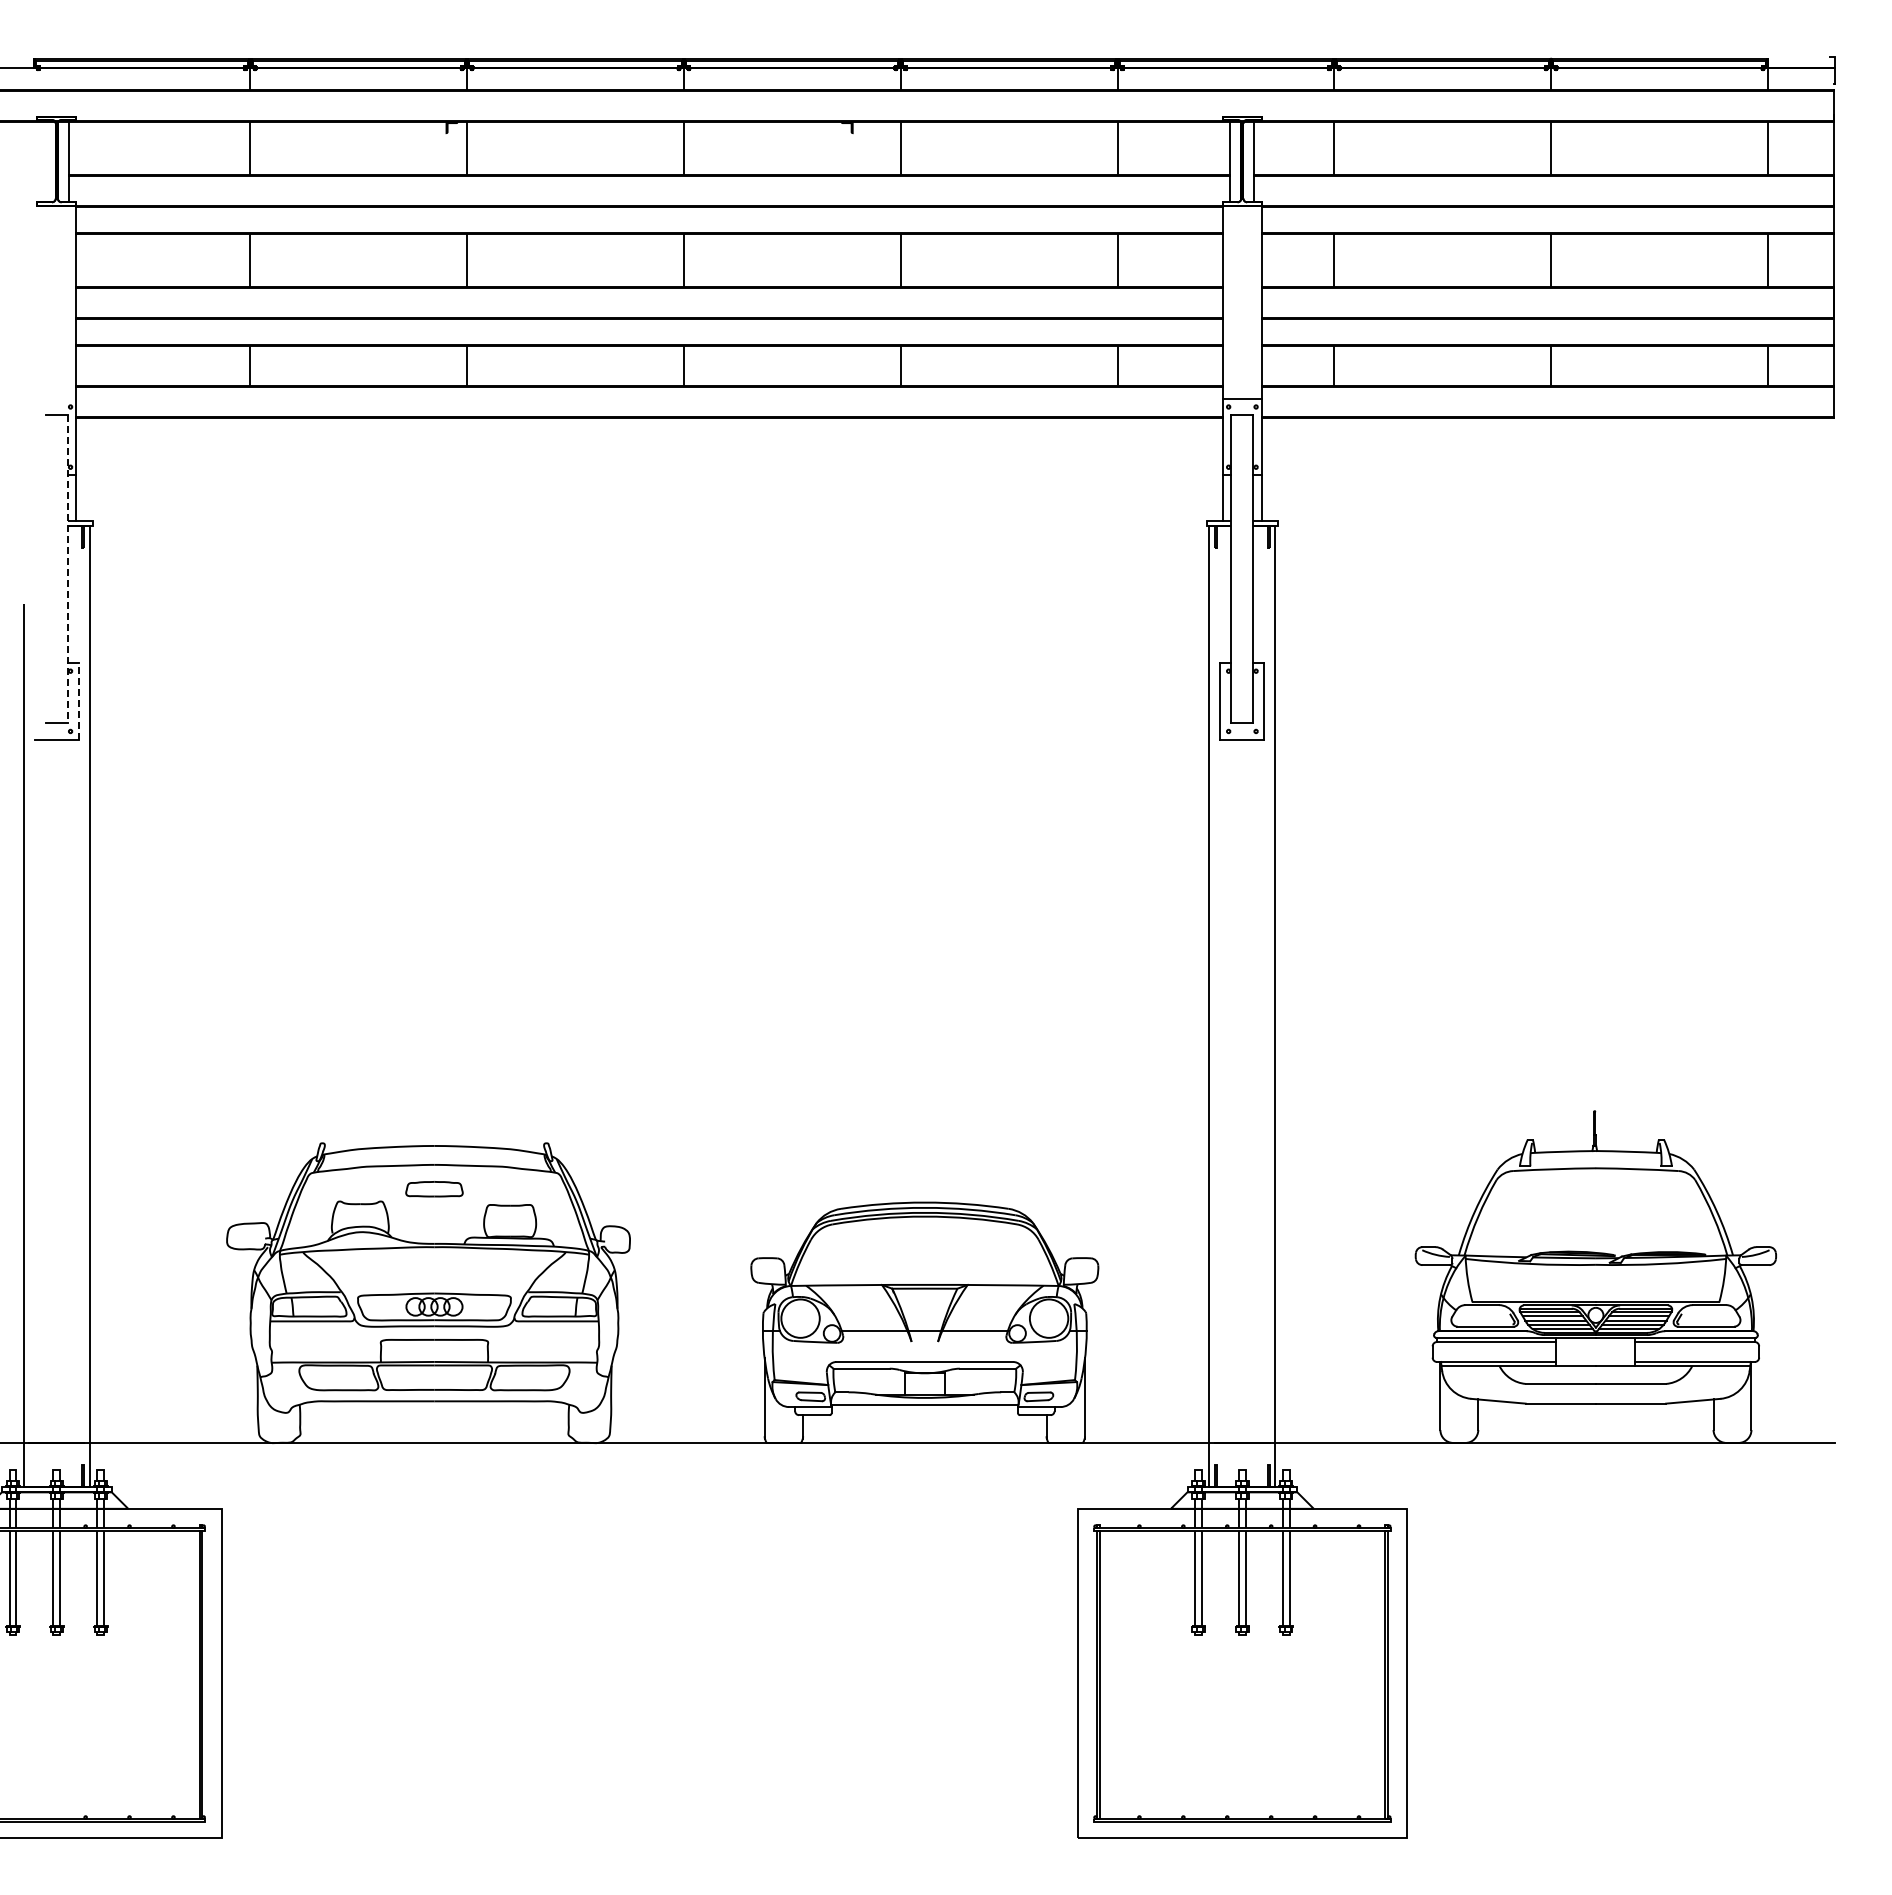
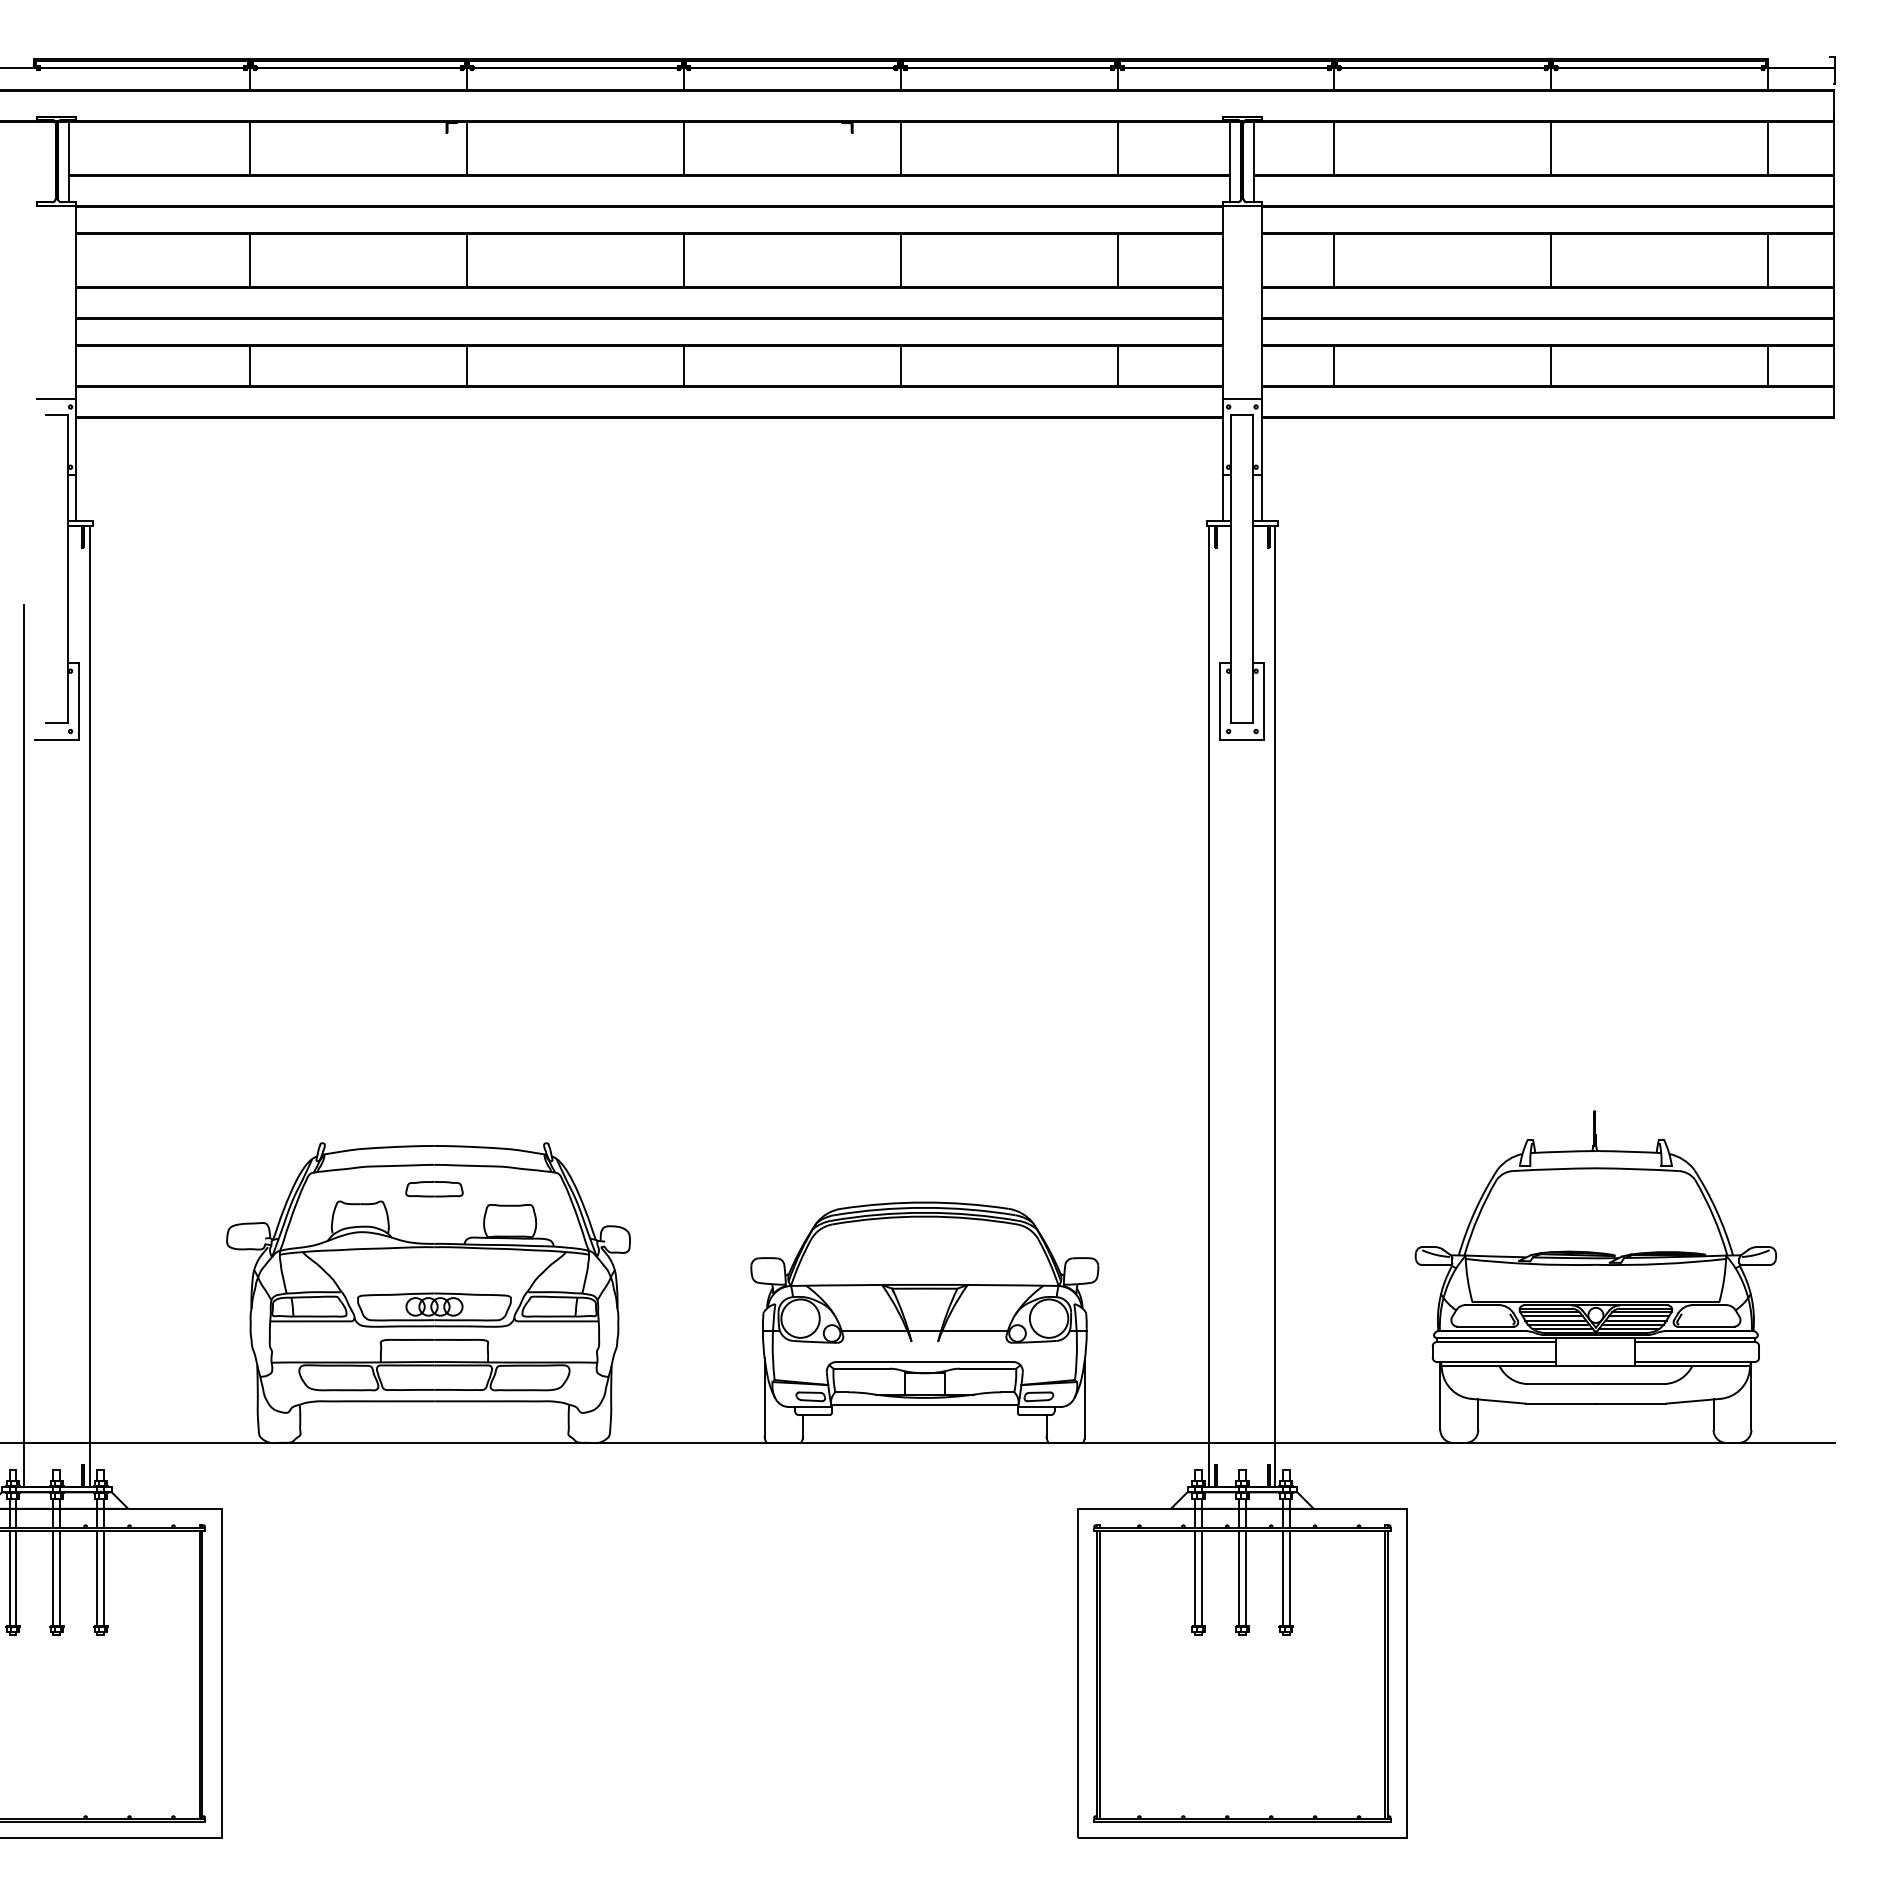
line: none -> present (56, 398)
line: dashed -> solid (67, 569)
line: dashed -> solid (78, 700)
